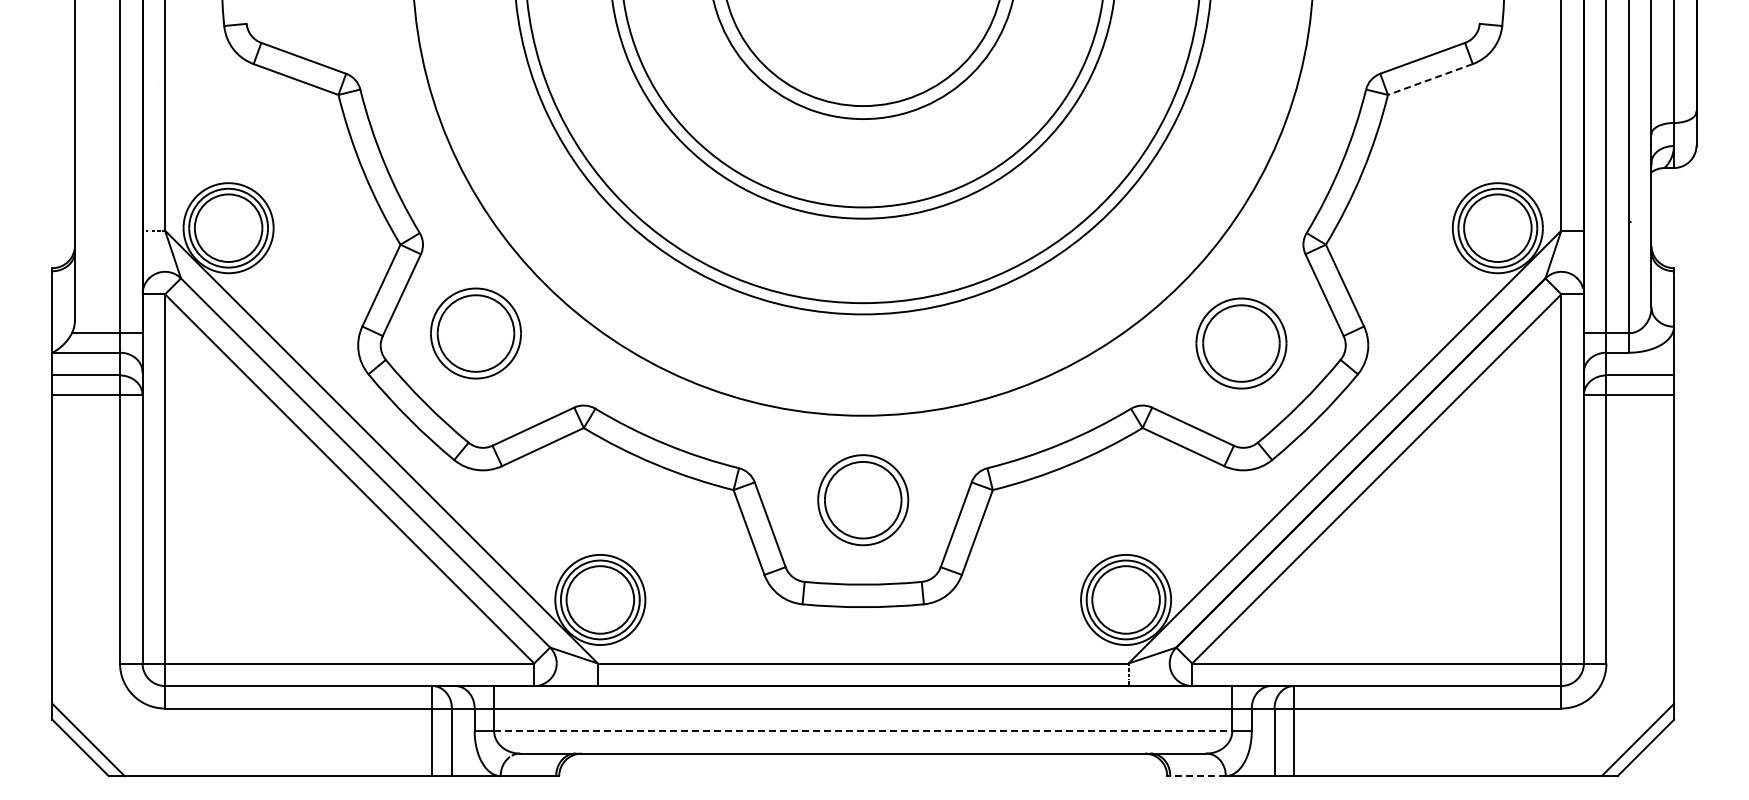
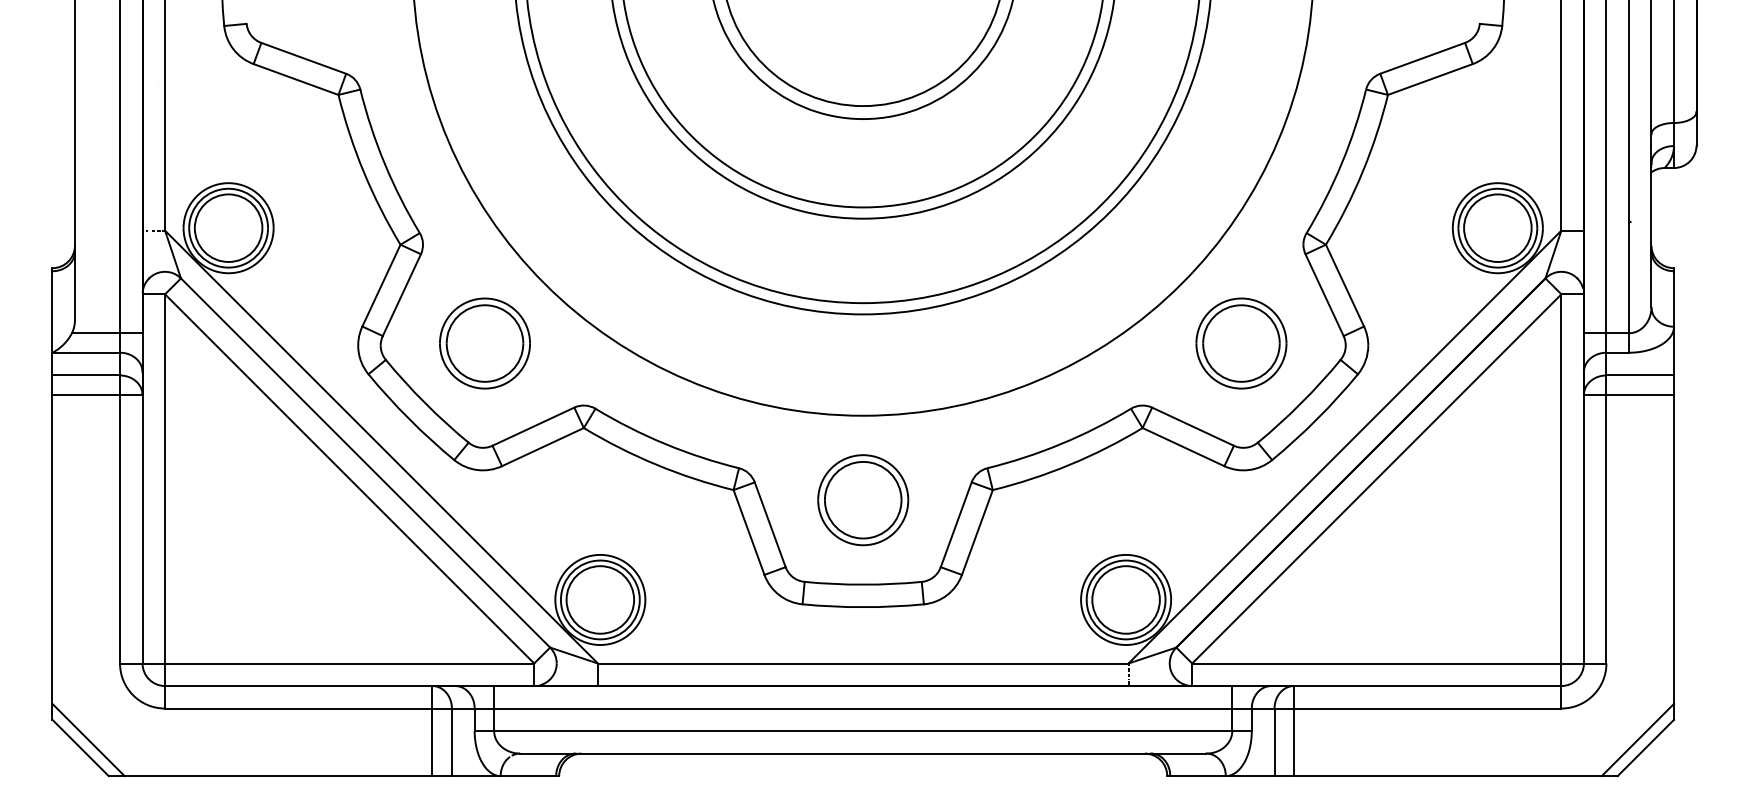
line: dashed -> solid (1429, 79)
part position: (475, 333) -> (484, 343) (484, 343)
line: dashed -> solid (863, 731)
line: dashed -> solid (1198, 776)
